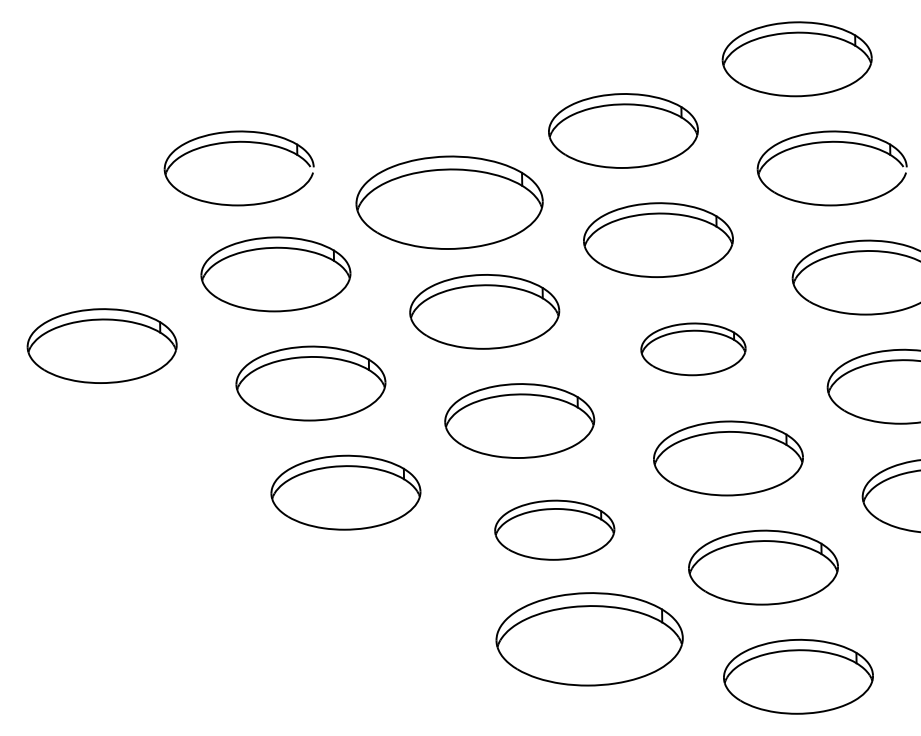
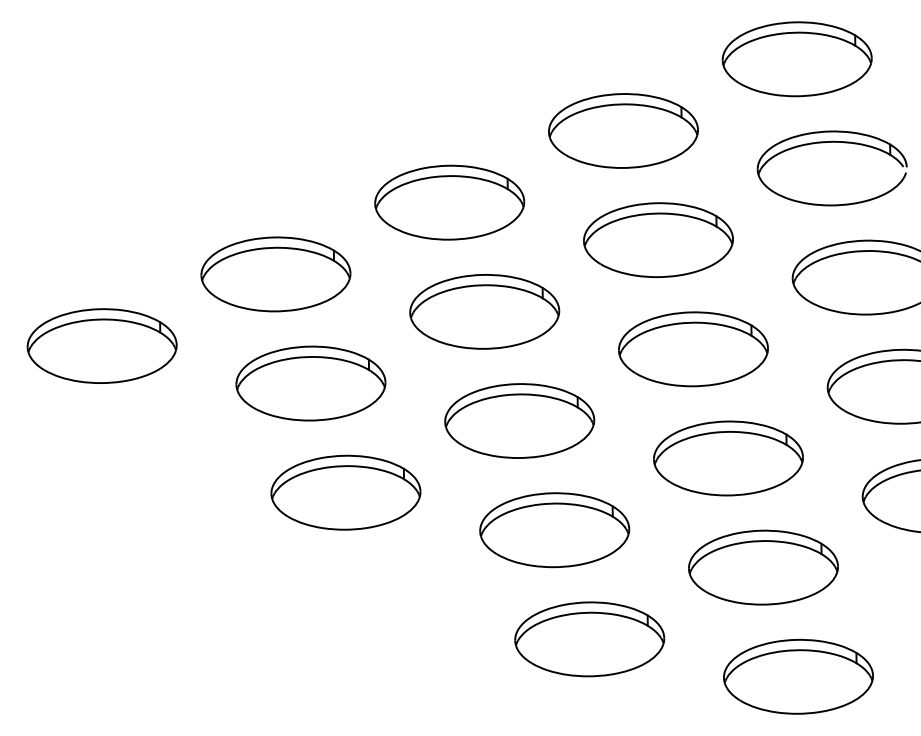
part: present -> none (238, 142)
part size: 189x95 px -> 152x77 px (449, 202)
part size: 107x55 px -> 151x77 px (693, 349)
part size: 122x62 px -> 152x77 px (554, 530)
part size: 189x95 px -> 152x77 px (589, 639)
